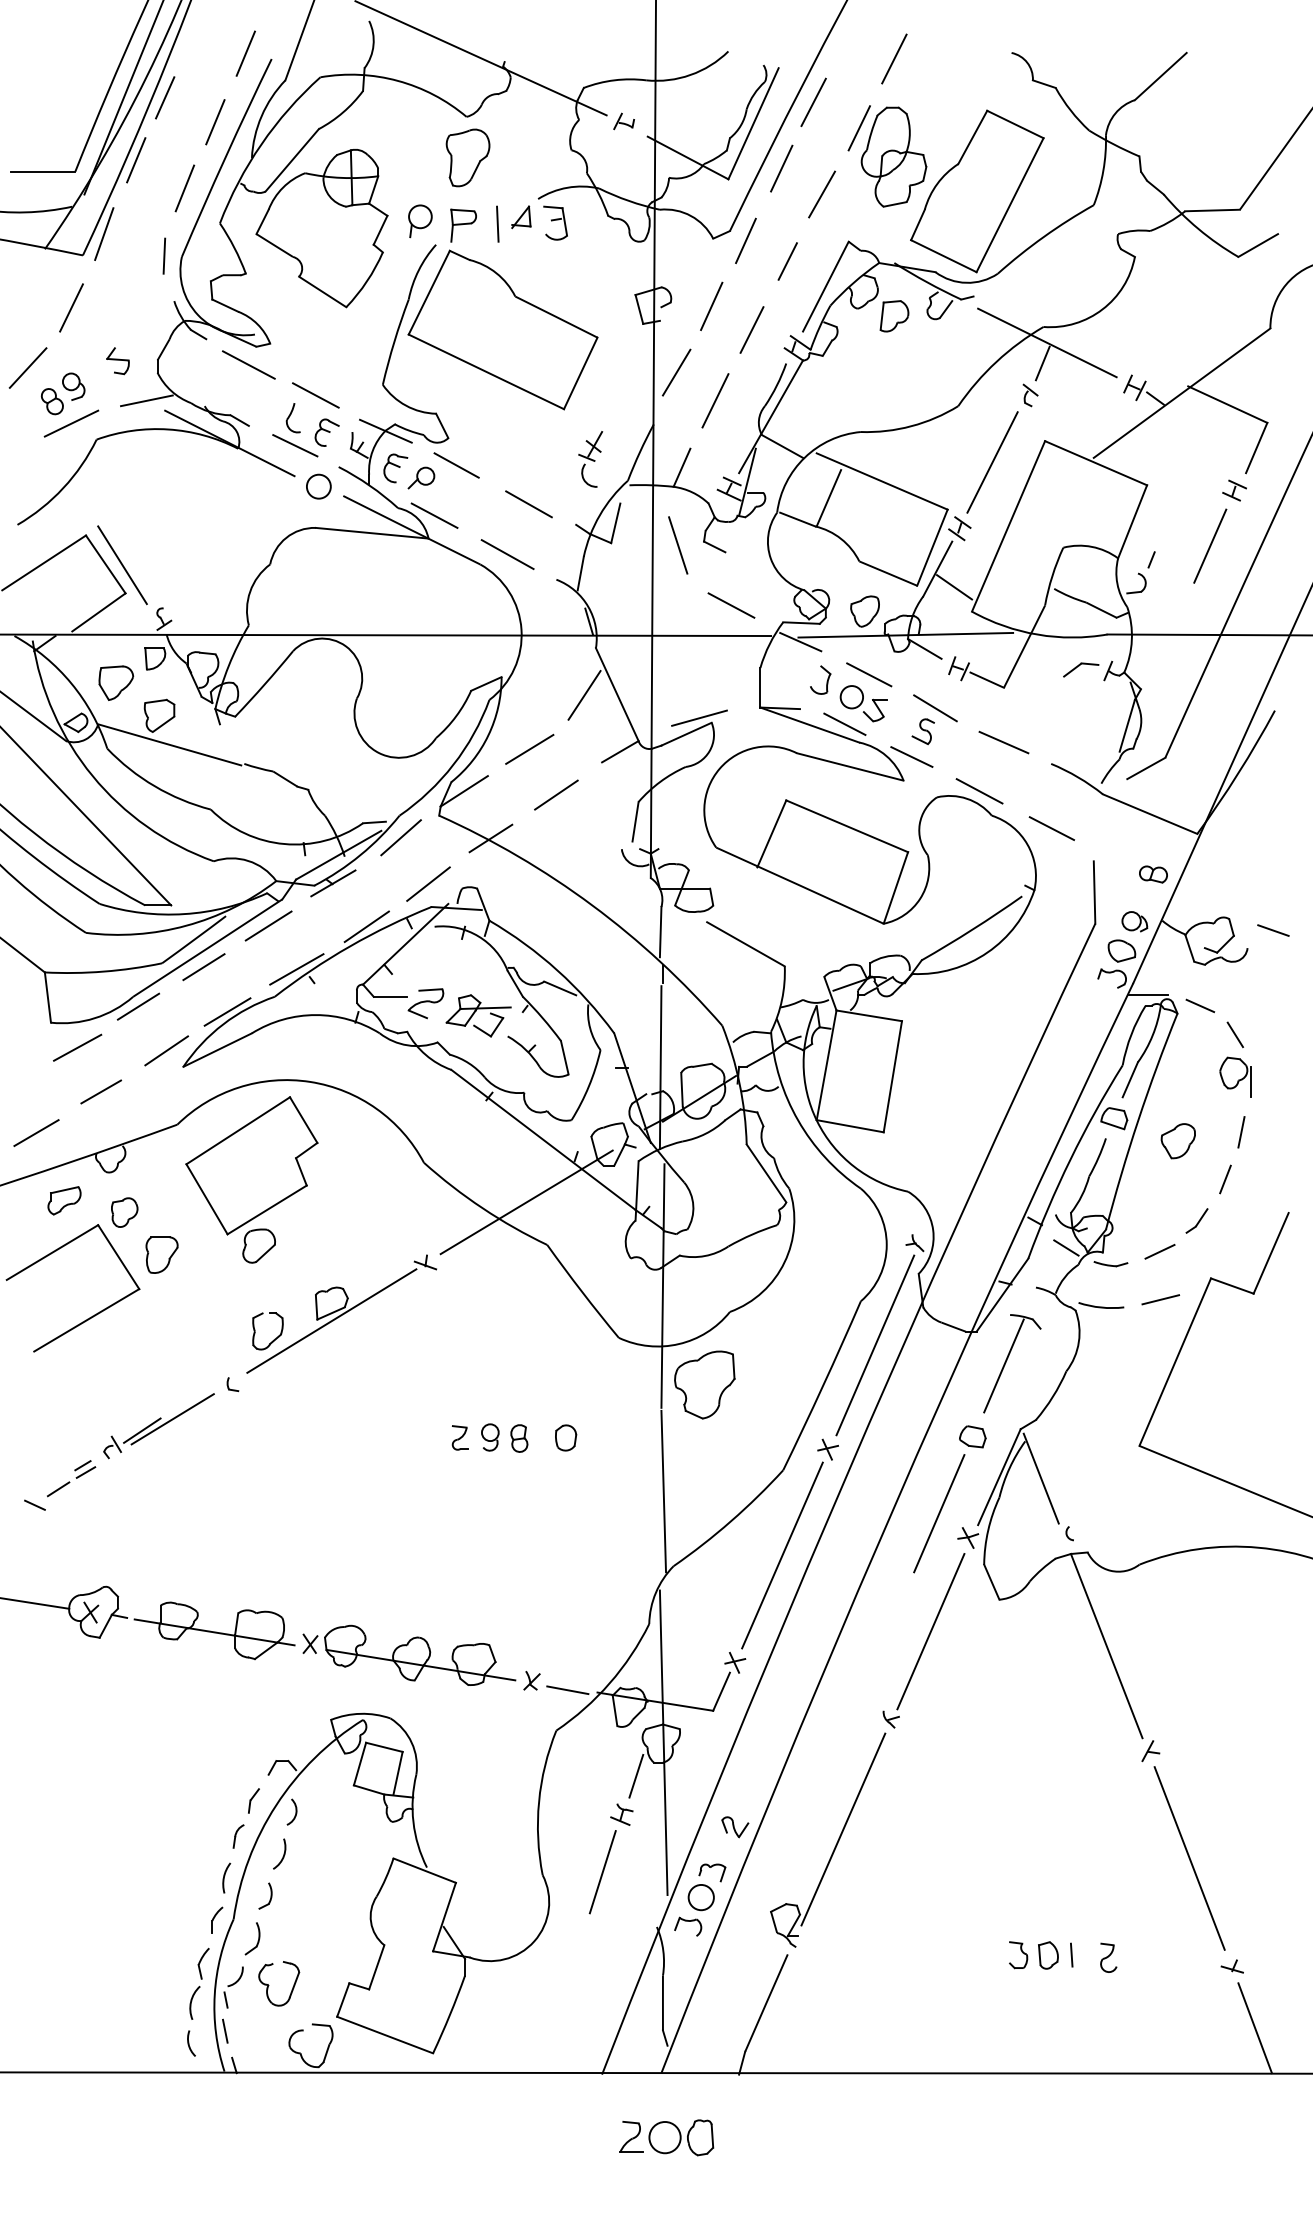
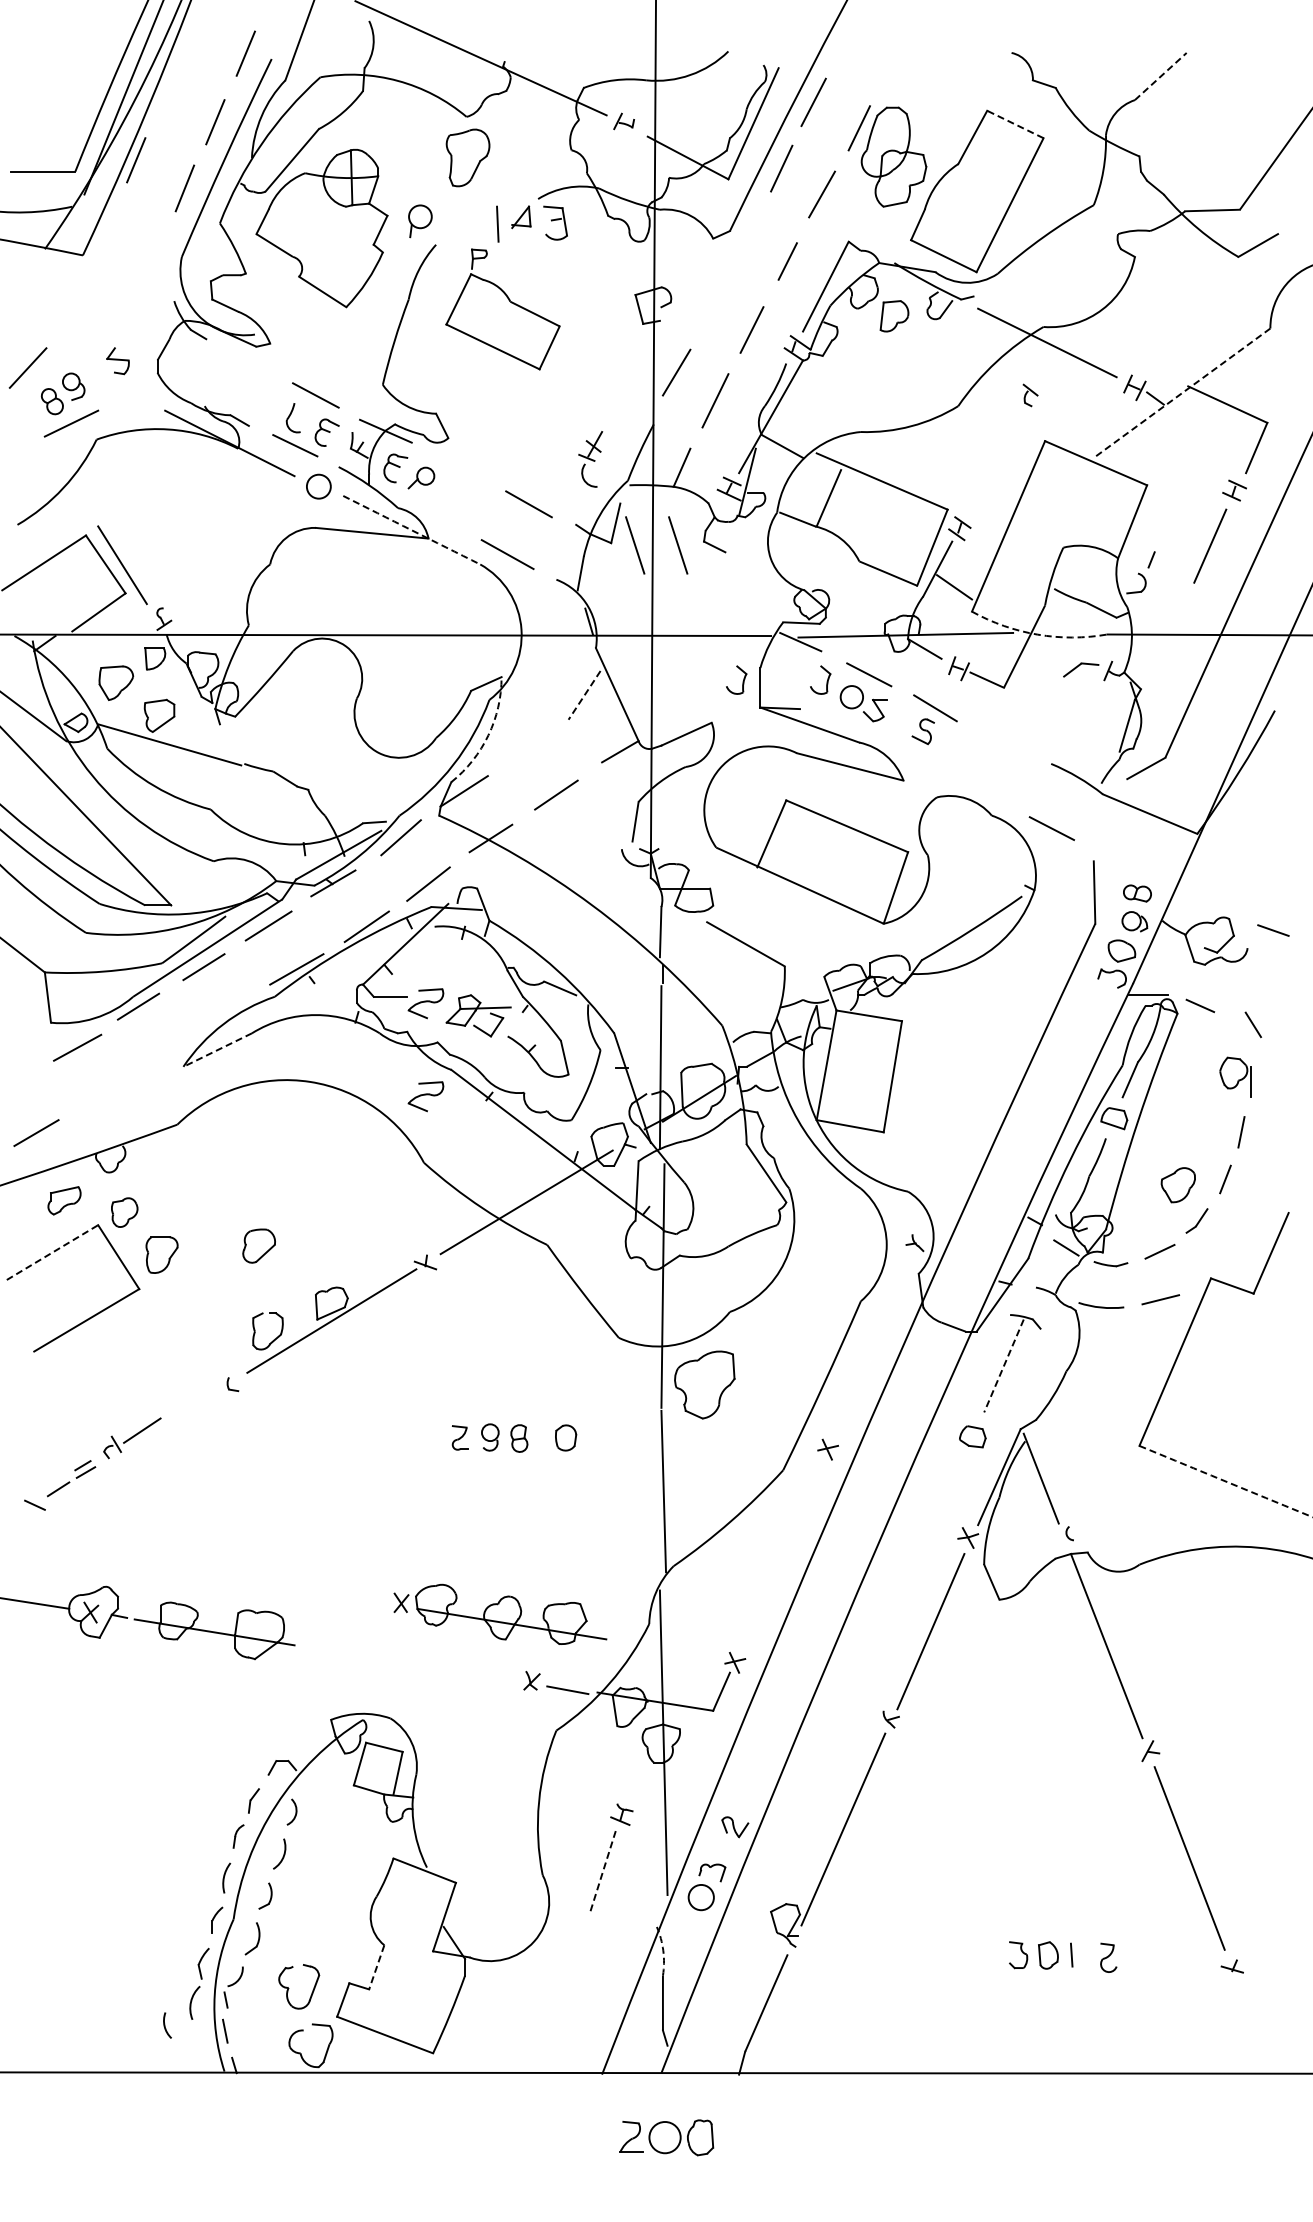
line: present -> none (894, 58)
line: solid -> dashed (1161, 76)
line: present -> none (165, 97)
line: solid -> dashed (1014, 124)
line: present -> none (104, 233)
line: present -> none (745, 240)
line: present -> none (164, 255)
line: present -> none (711, 306)
line: present -> none (71, 307)
part size: 192x203 px -> 116x123 px (502, 309)
line: present -> none (1042, 363)
line: present -> none (248, 364)
line: solid -> dashed (1181, 393)
line: present -> none (146, 400)
line: present -> none (992, 462)
line: present -> none (456, 465)
line: present -> none (434, 515)
arc: solid -> dashed (411, 530)
line: none -> present (635, 545)
line: present -> none (731, 605)
part: present -> none (864, 611)
arc: solid -> dashed (1037, 634)
part: none -> present (742, 681)
line: solid -> dashed (584, 695)
line: present -> none (699, 717)
line: present -> none (844, 723)
arc: solid -> dashed (488, 735)
line: present -> none (1003, 742)
line: present -> none (529, 748)
line: present -> none (911, 756)
line: present -> none (979, 791)
part position: (1153, 874) -> (1137, 893) (1137, 893)
line: present -> none (227, 1011)
line position: (1234, 1034) -> (1252, 1024) (1252, 1024)
line: present -> none (166, 1050)
line: solid -> dashed (217, 1050)
line: present -> none (101, 1091)
part: none -> present (425, 1096)
part position: (1177, 1141) -> (1177, 1185) (1177, 1185)
part: present -> none (251, 1165)
line: solid -> dashed (52, 1252)
line: present -> none (875, 1345)
line: solid -> dashed (1003, 1366)
line: present -> none (172, 1419)
arc: solid -> dashed (1226, 1481)
line: present -> none (939, 1513)
line: present -> none (782, 1555)
part position: (409, 1654) -> (500, 1613) (500, 1613)
line: present -> none (636, 1775)
line: solid -> dashed (602, 1872)
part: present -> none (688, 1926)
arc: solid -> dashed (663, 1950)
line: solid -> dashed (376, 1967)
part position: (269, 1985) -> (289, 1988) (289, 1988)
line: present -> none (1254, 2028)
arc position: (189, 2043) -> (165, 2025) (165, 2025)
